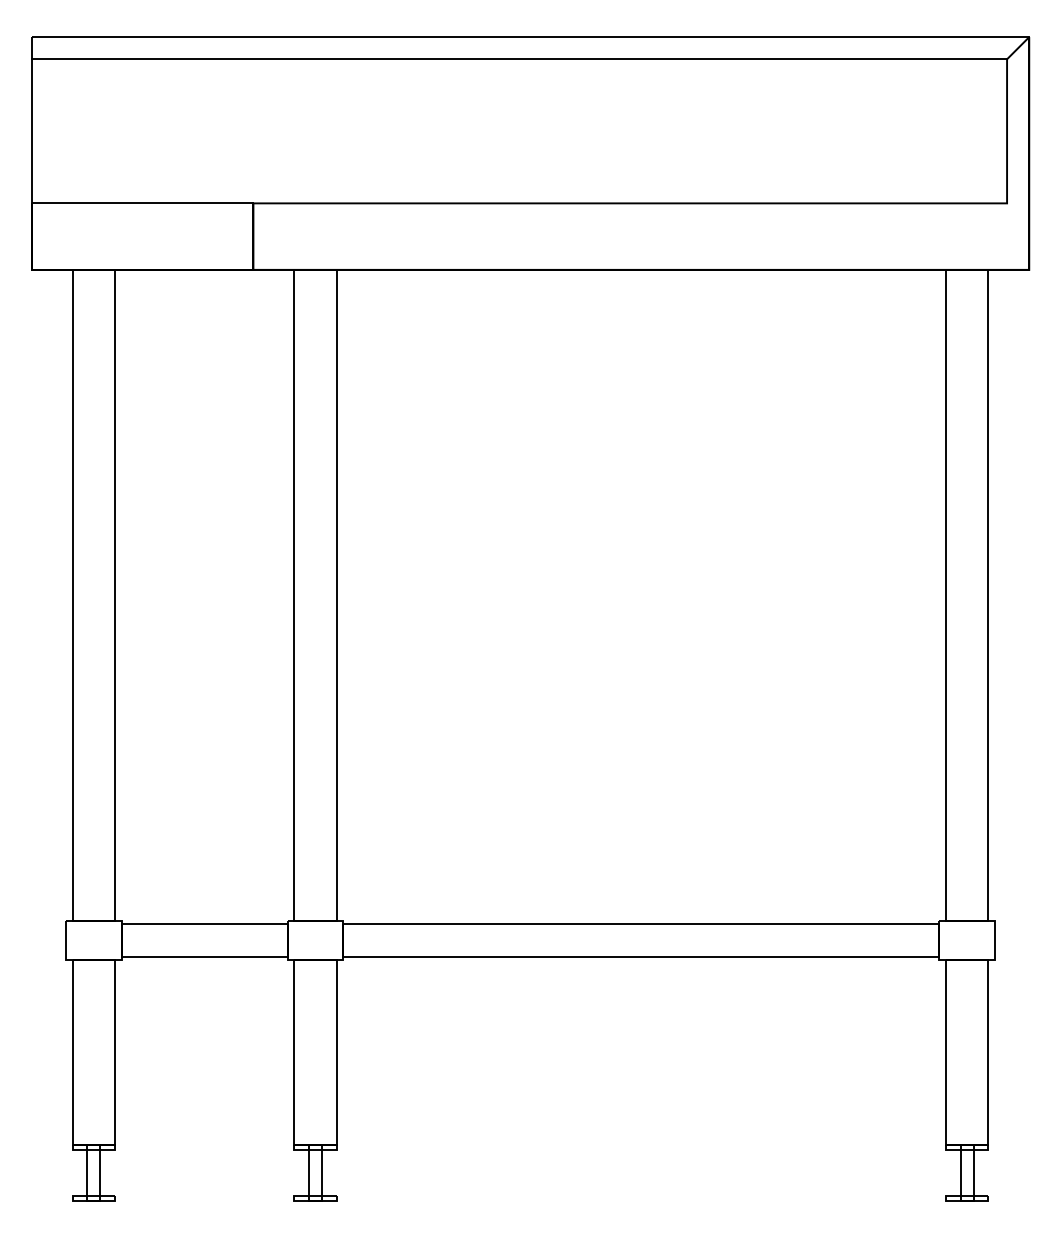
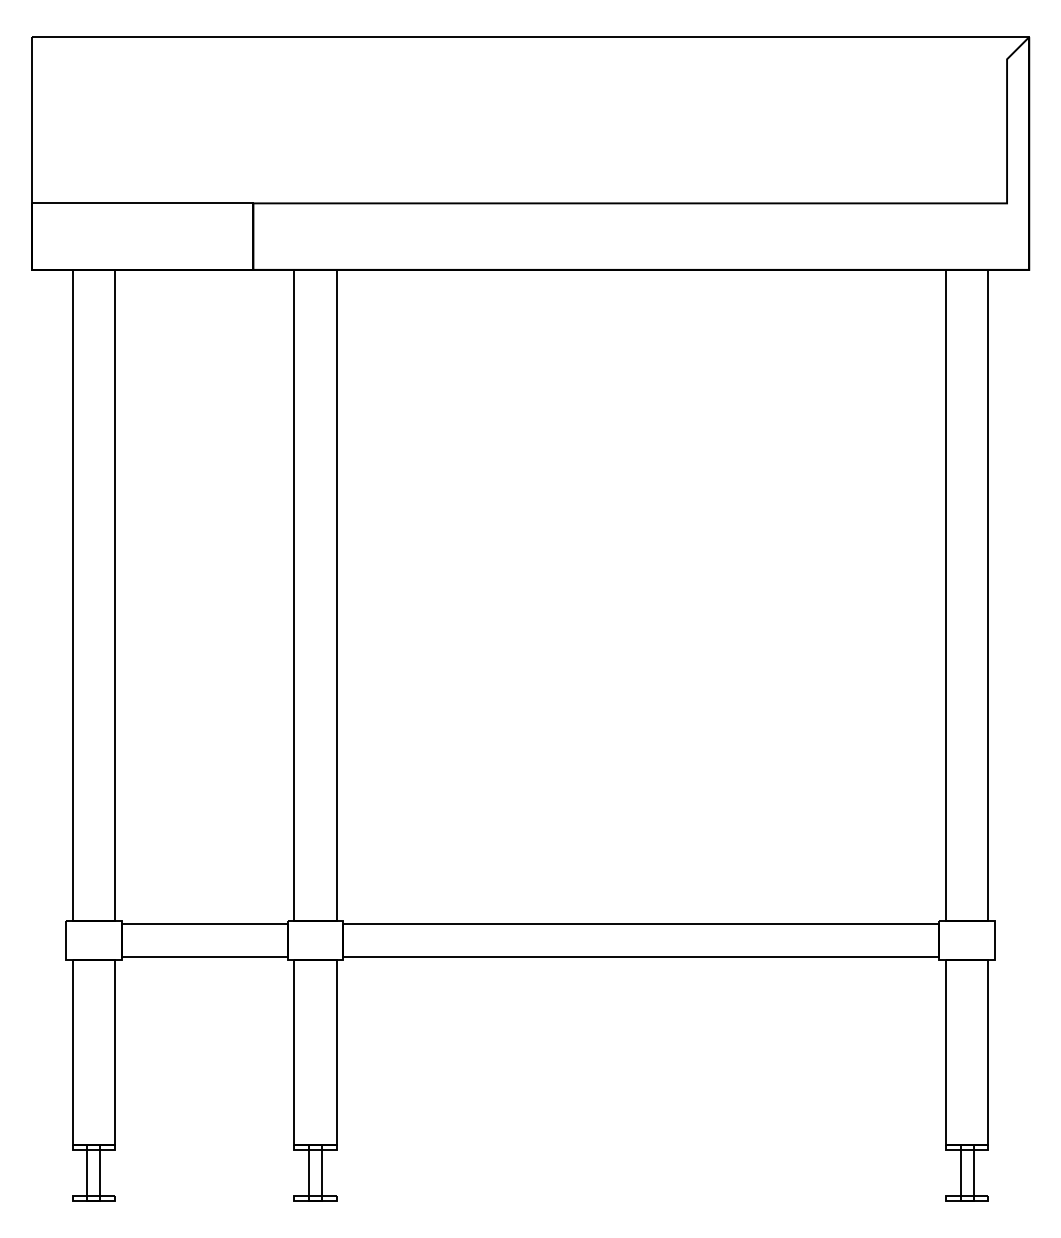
line: present -> none (519, 59)
